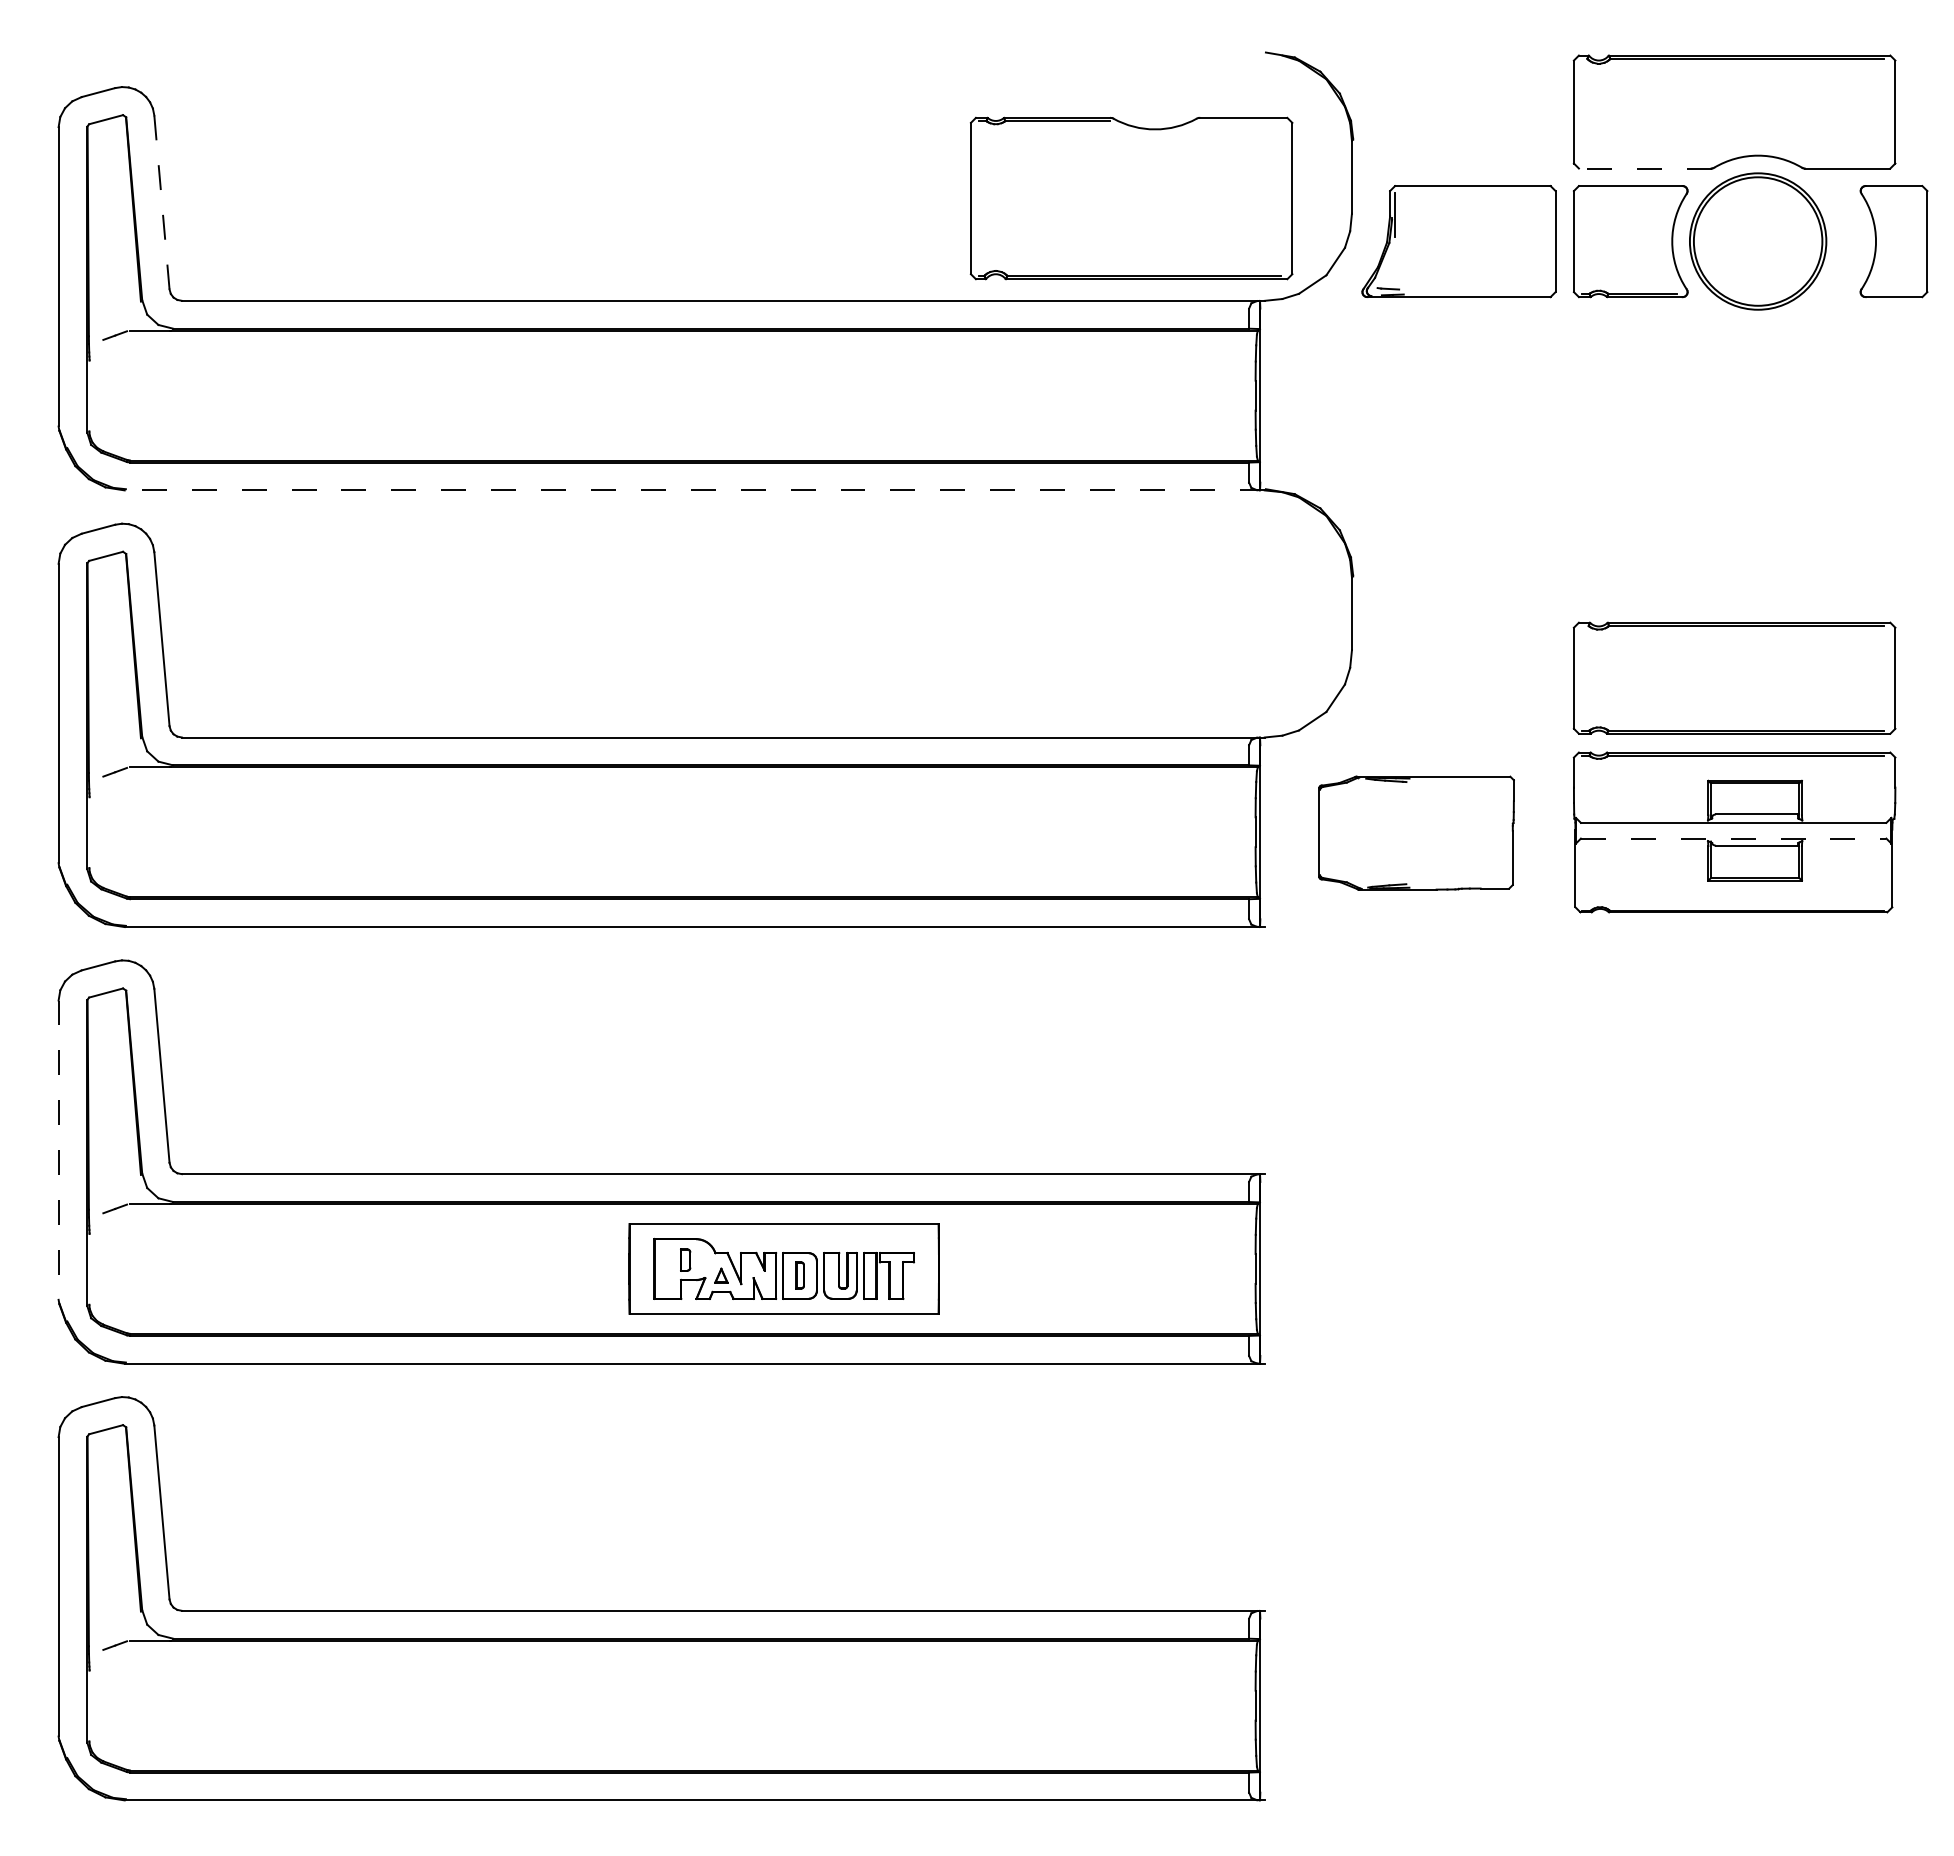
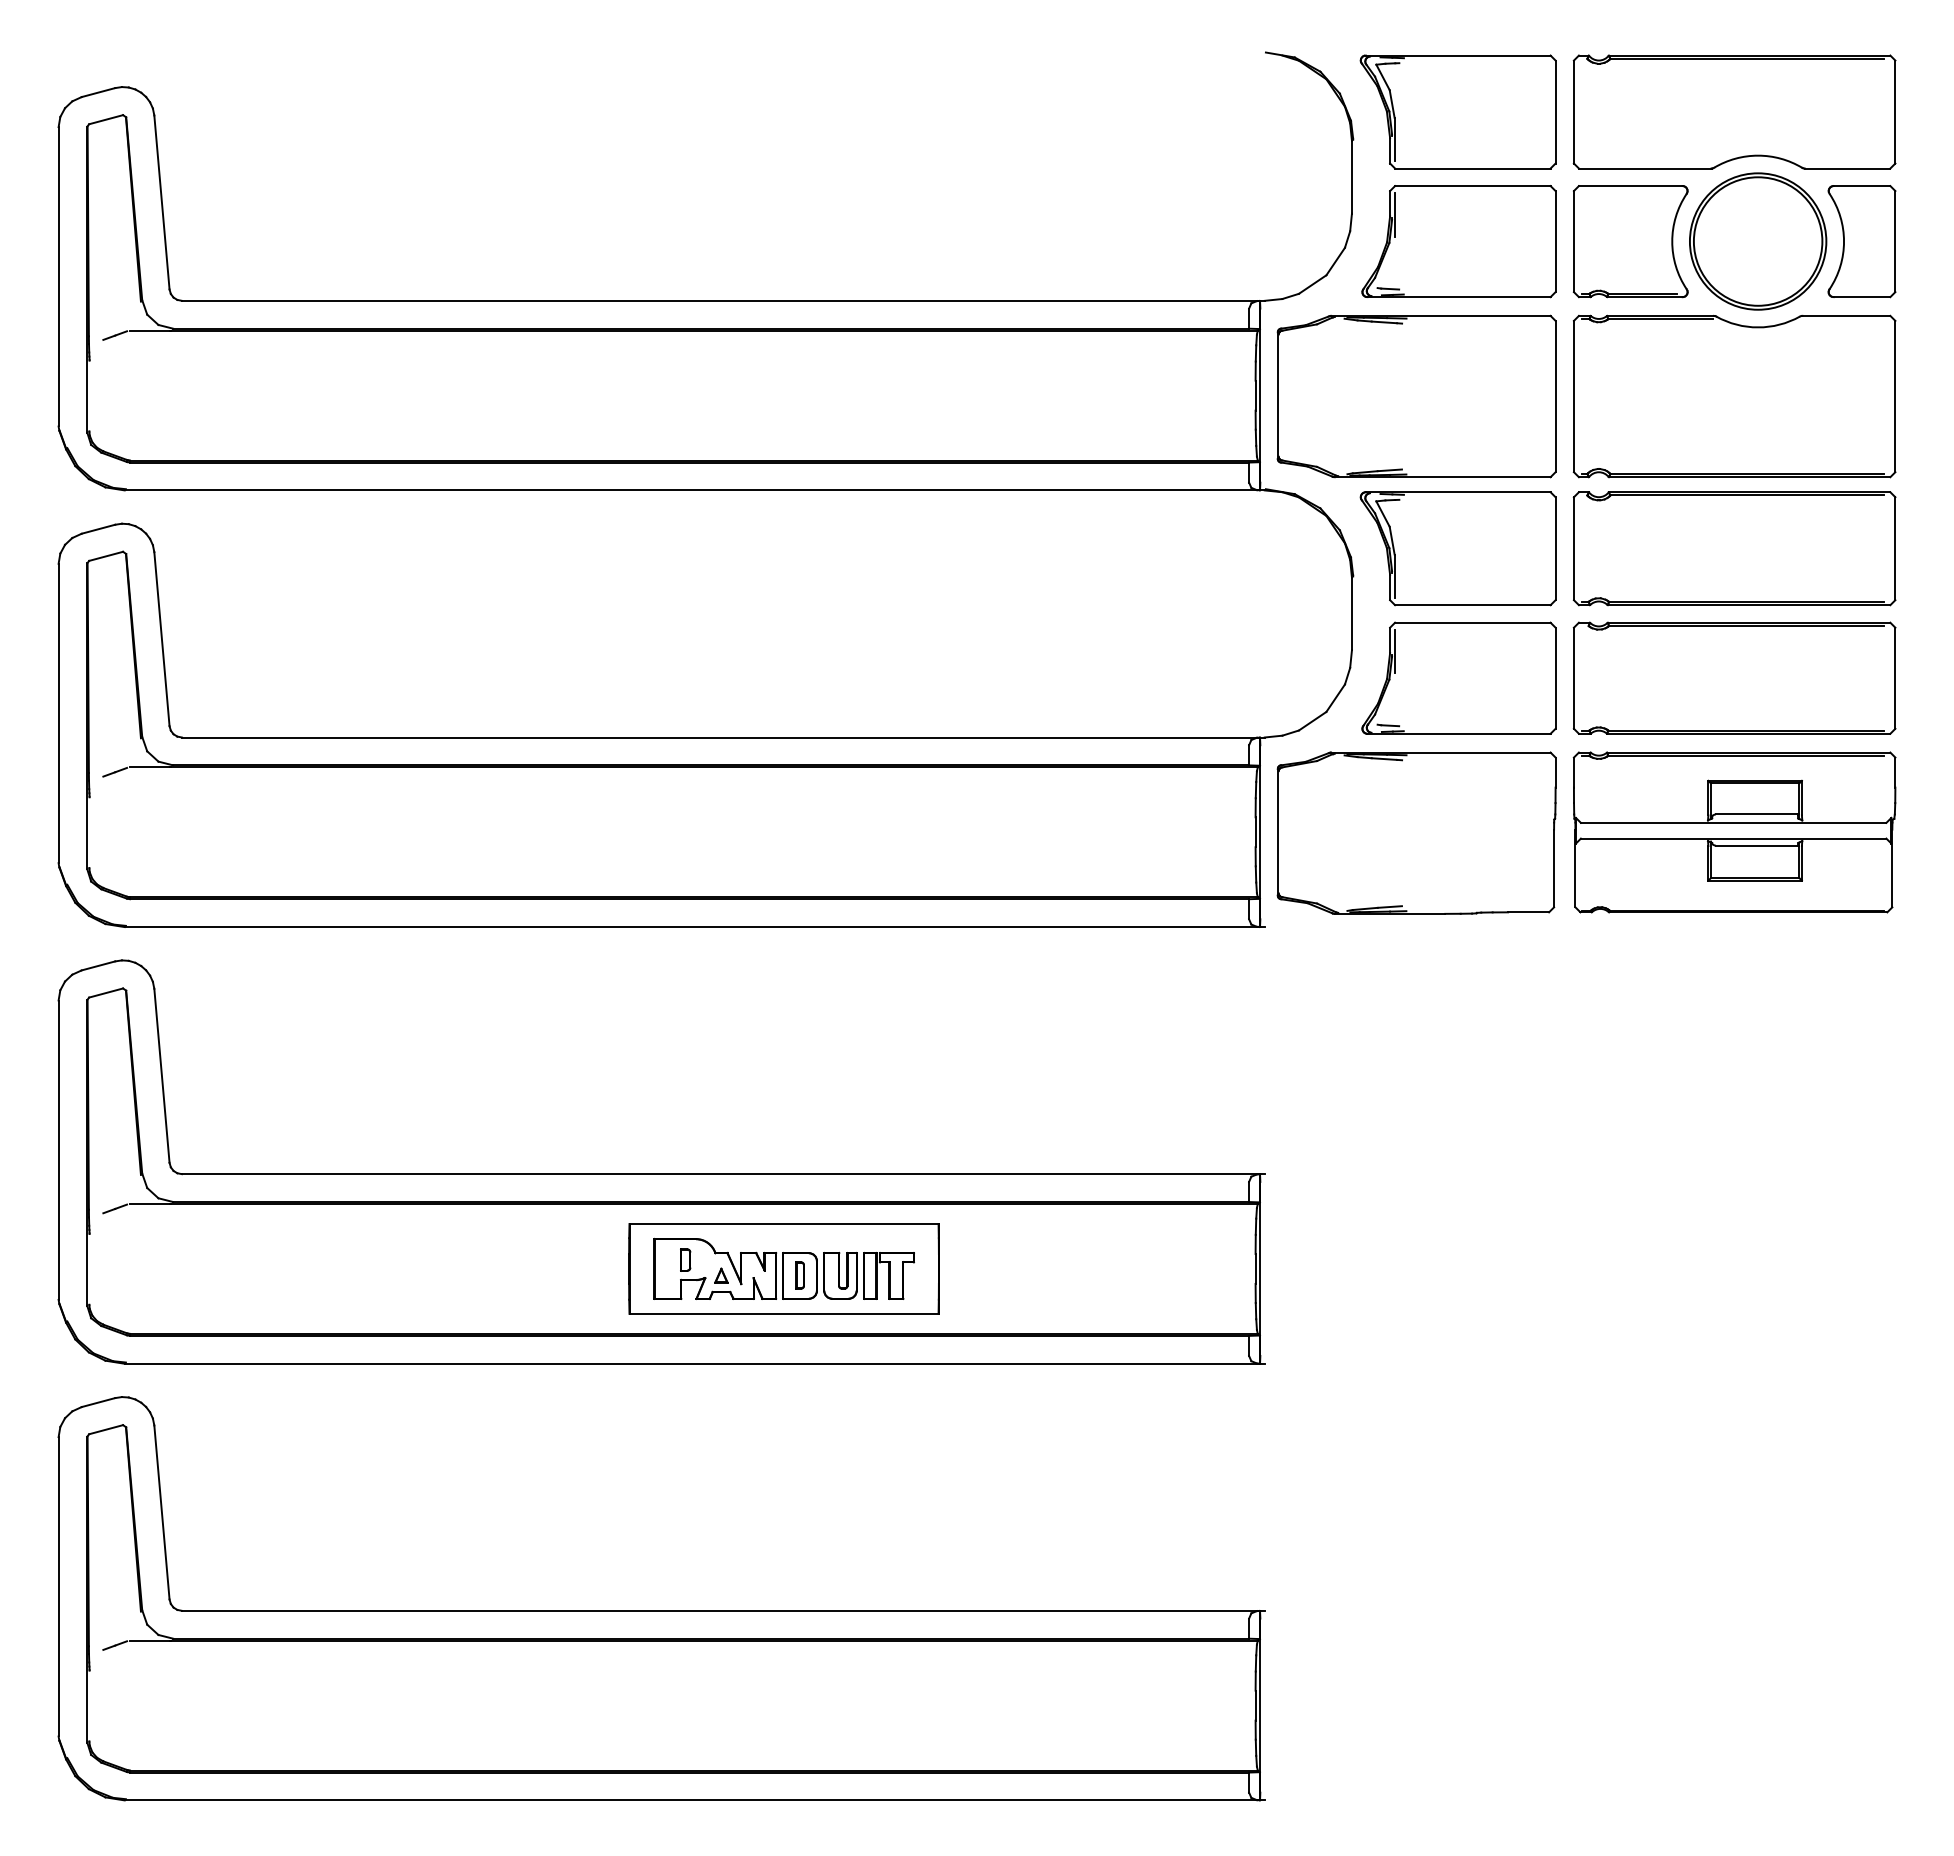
part: none -> present (1457, 111)
line: dashed -> solid (1644, 168)
part position: (1131, 198) -> (1734, 396) (1734, 396)
line: dashed -> solid (161, 201)
part position: (1893, 241) -> (1861, 241) (1861, 241)
part: none -> present (1416, 396)
line: dashed -> solid (694, 490)
part: none -> present (1457, 548)
part: none -> present (1734, 548)
part: none -> present (1458, 677)
part size: 197x116 px -> 281x164 px (1416, 832)
line: dashed -> solid (1733, 838)
line: dashed -> solid (58, 1150)
